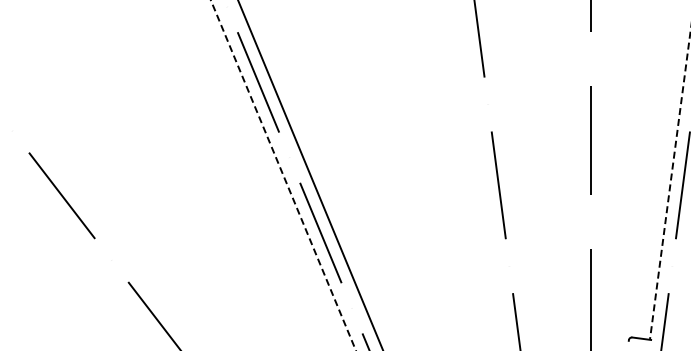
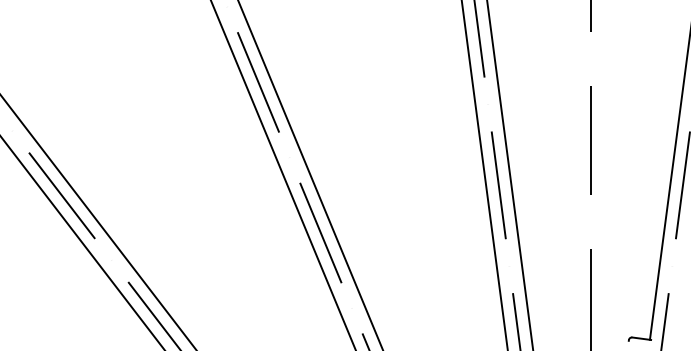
line: none -> present (484, 174)
line: none -> present (509, 174)
line: dashed -> solid (283, 176)
line: dashed -> solid (670, 184)
line: none -> present (98, 222)
line: none -> present (82, 242)
